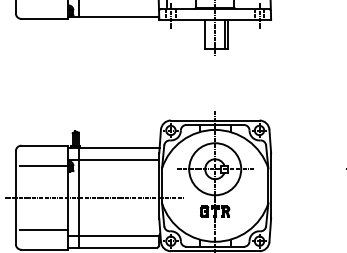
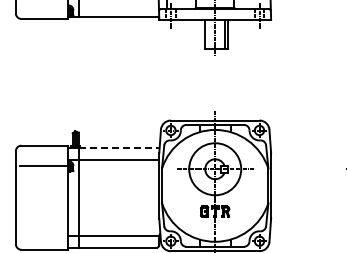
line: solid -> dashed (119, 147)
line: present -> none (94, 197)
line: present -> none (43, 229)
